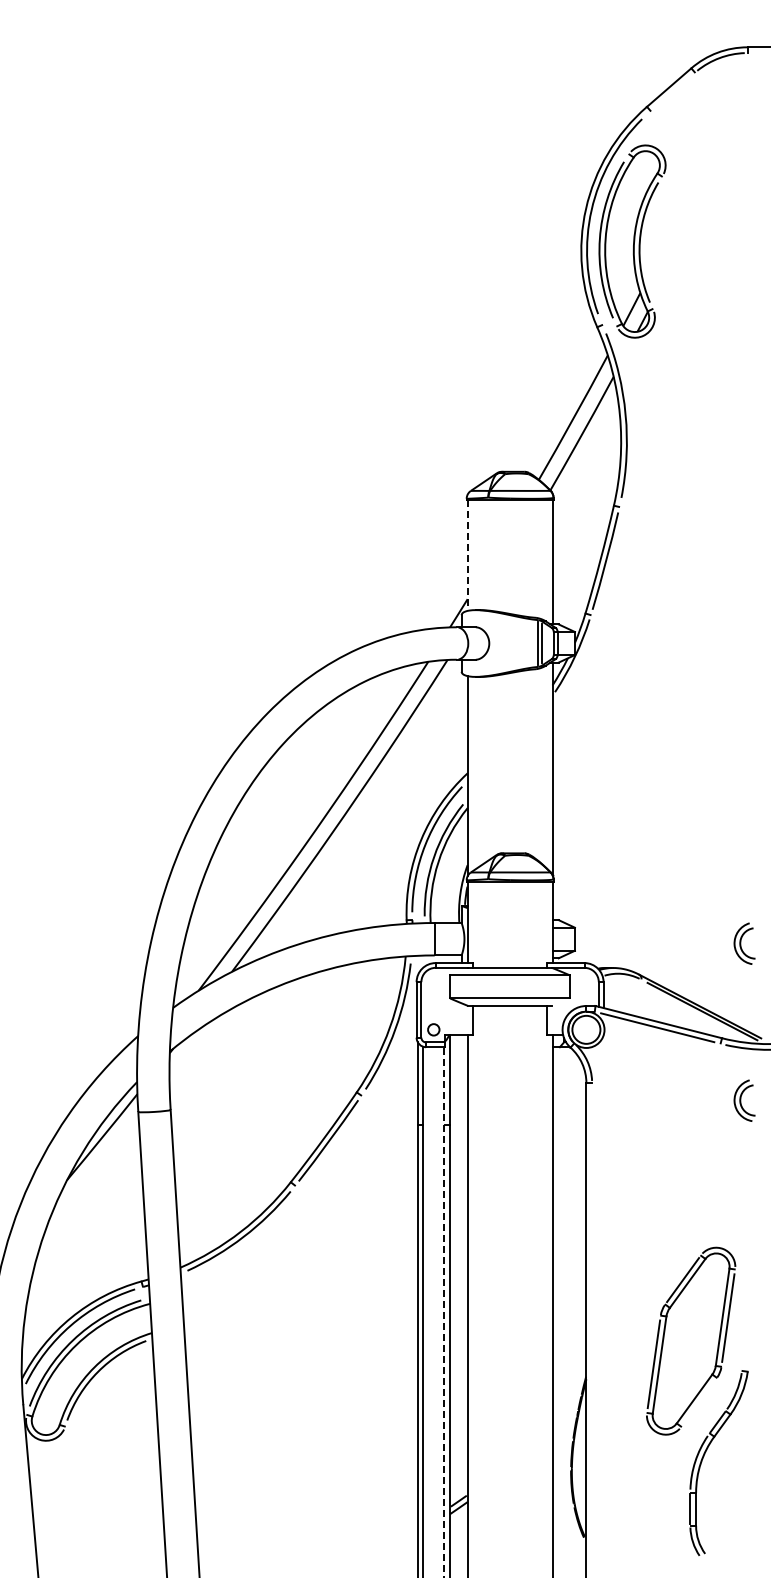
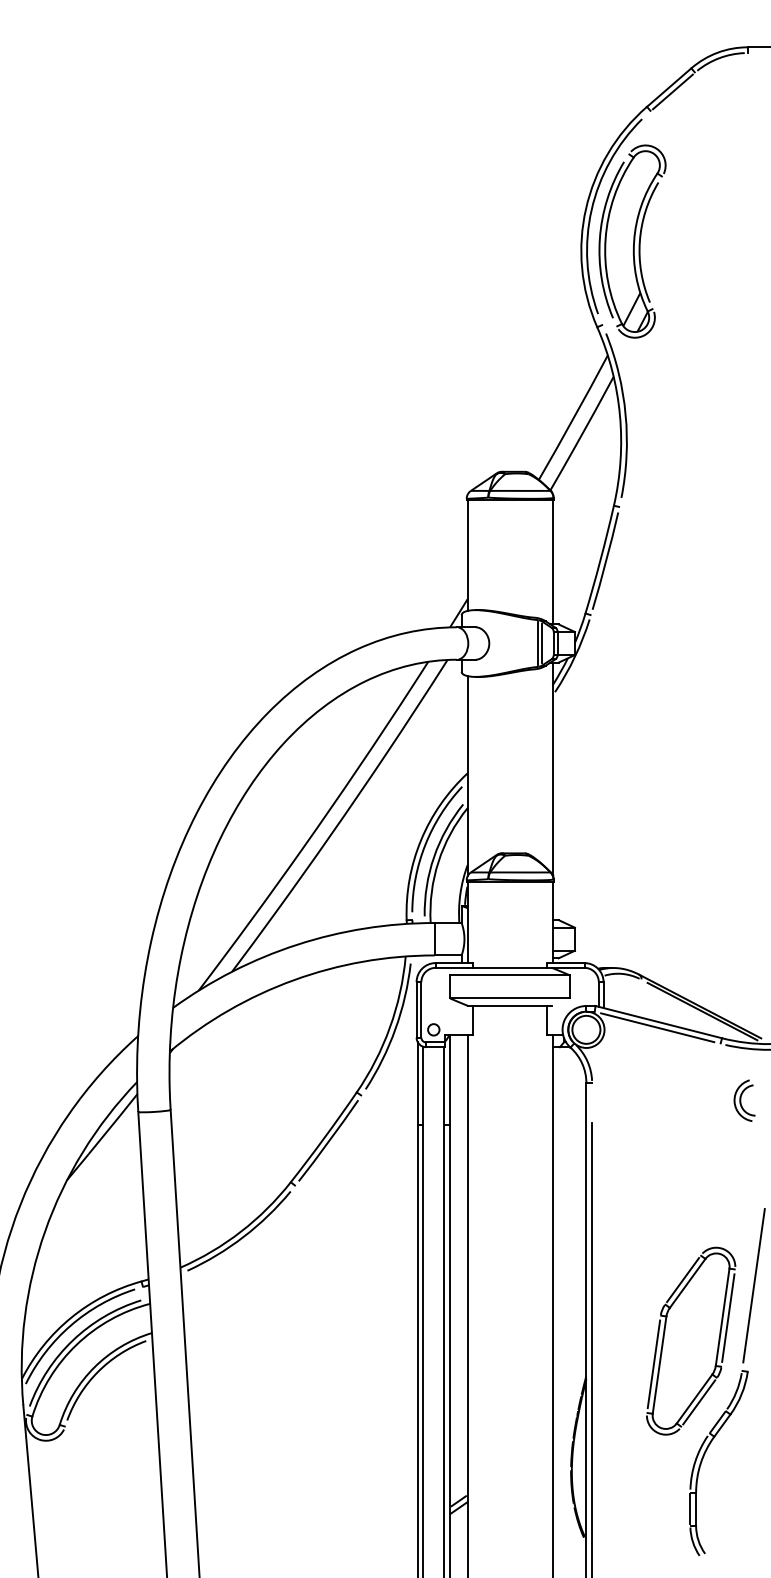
line: none -> present (672, 91)
line: dashed -> solid (467, 556)
part: present -> none (744, 943)
line: none -> present (753, 1285)
line: dashed -> solid (444, 1312)
line: none -> present (592, 1348)
line: none -> present (699, 1402)
